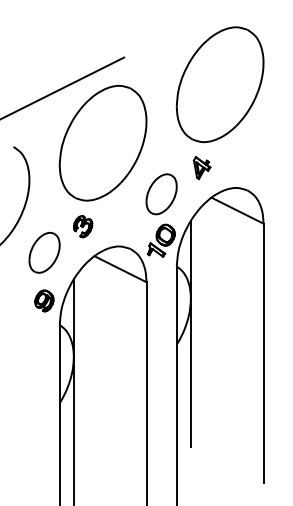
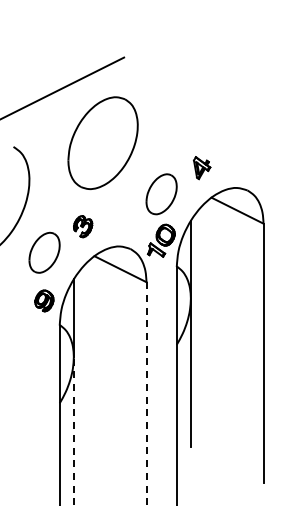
part: present -> none (219, 84)
part size: 90x118 px -> 72x94 px (102, 142)
line: solid -> dashed (146, 394)
line: solid -> dashed (73, 430)
